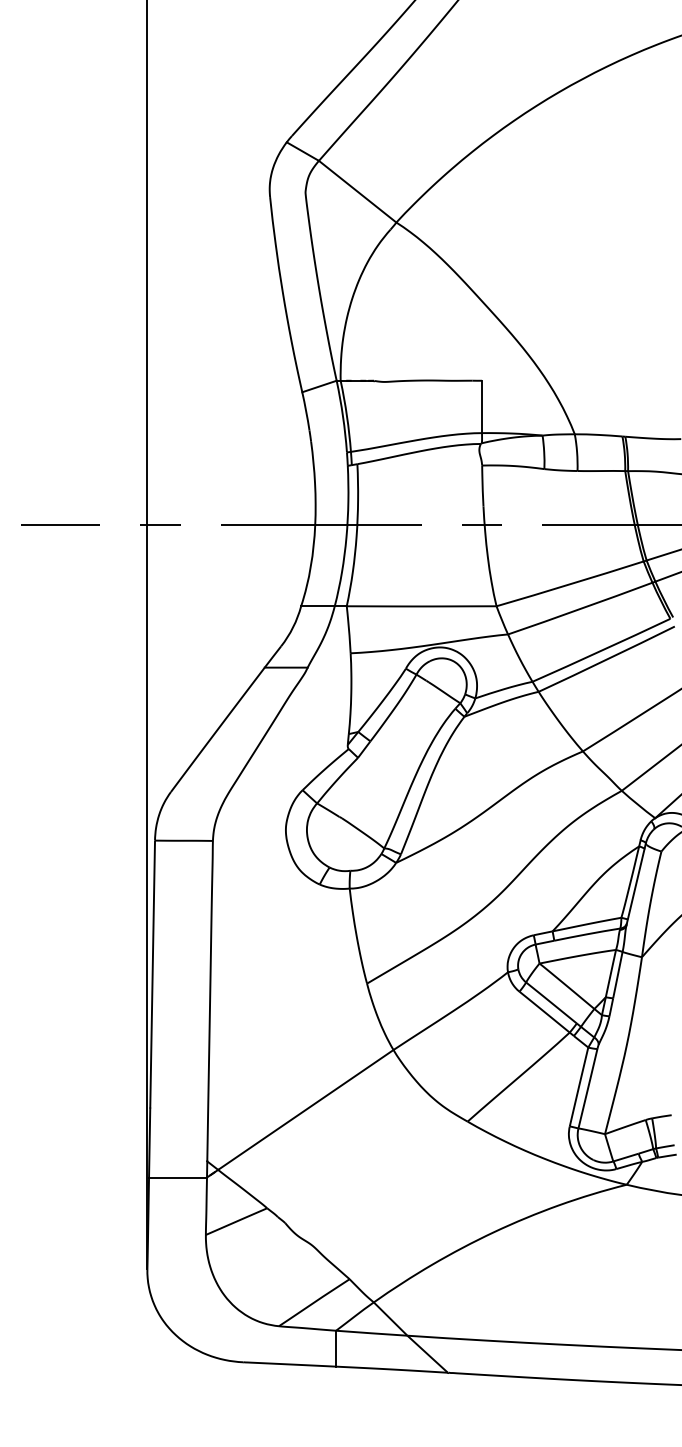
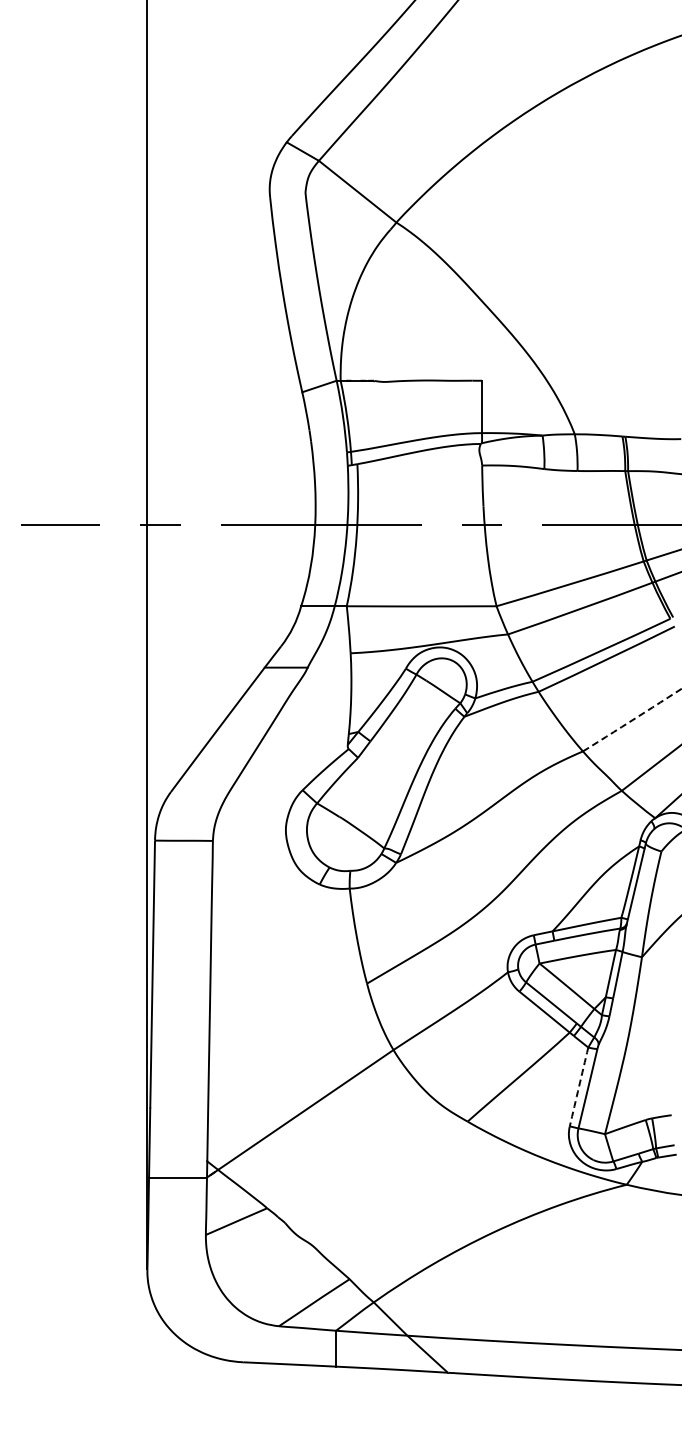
arc: solid -> dashed (633, 719)
arc: solid -> dashed (579, 1086)
